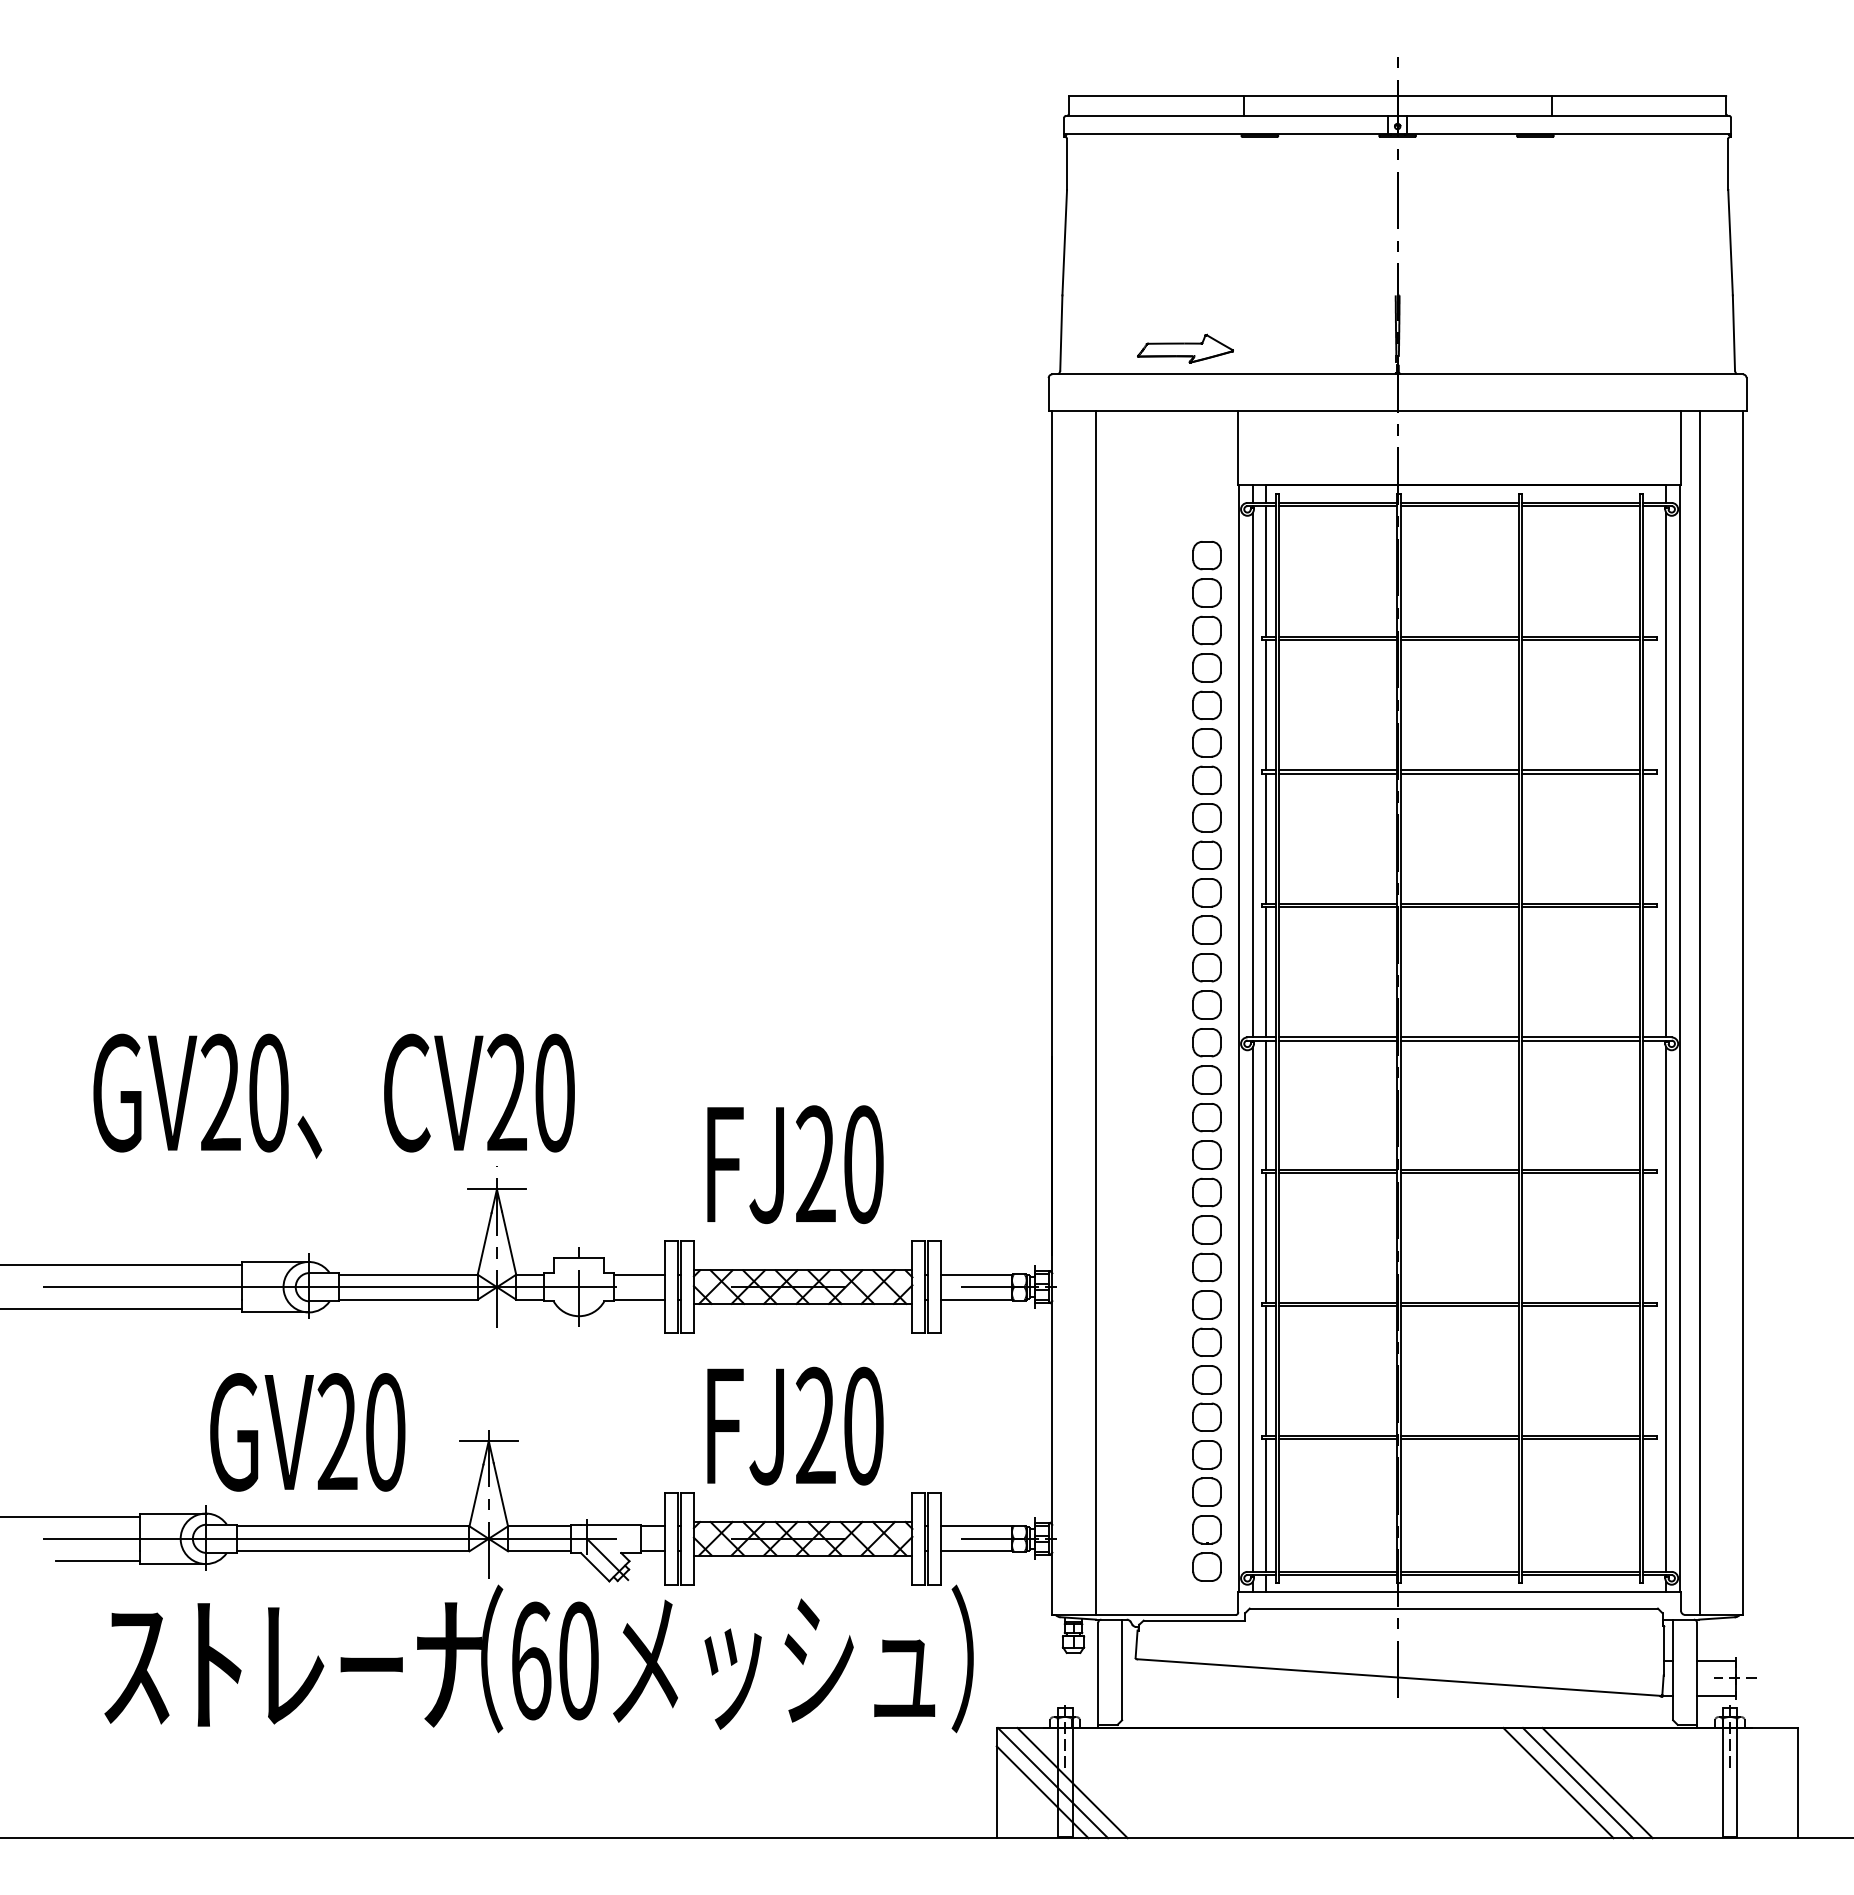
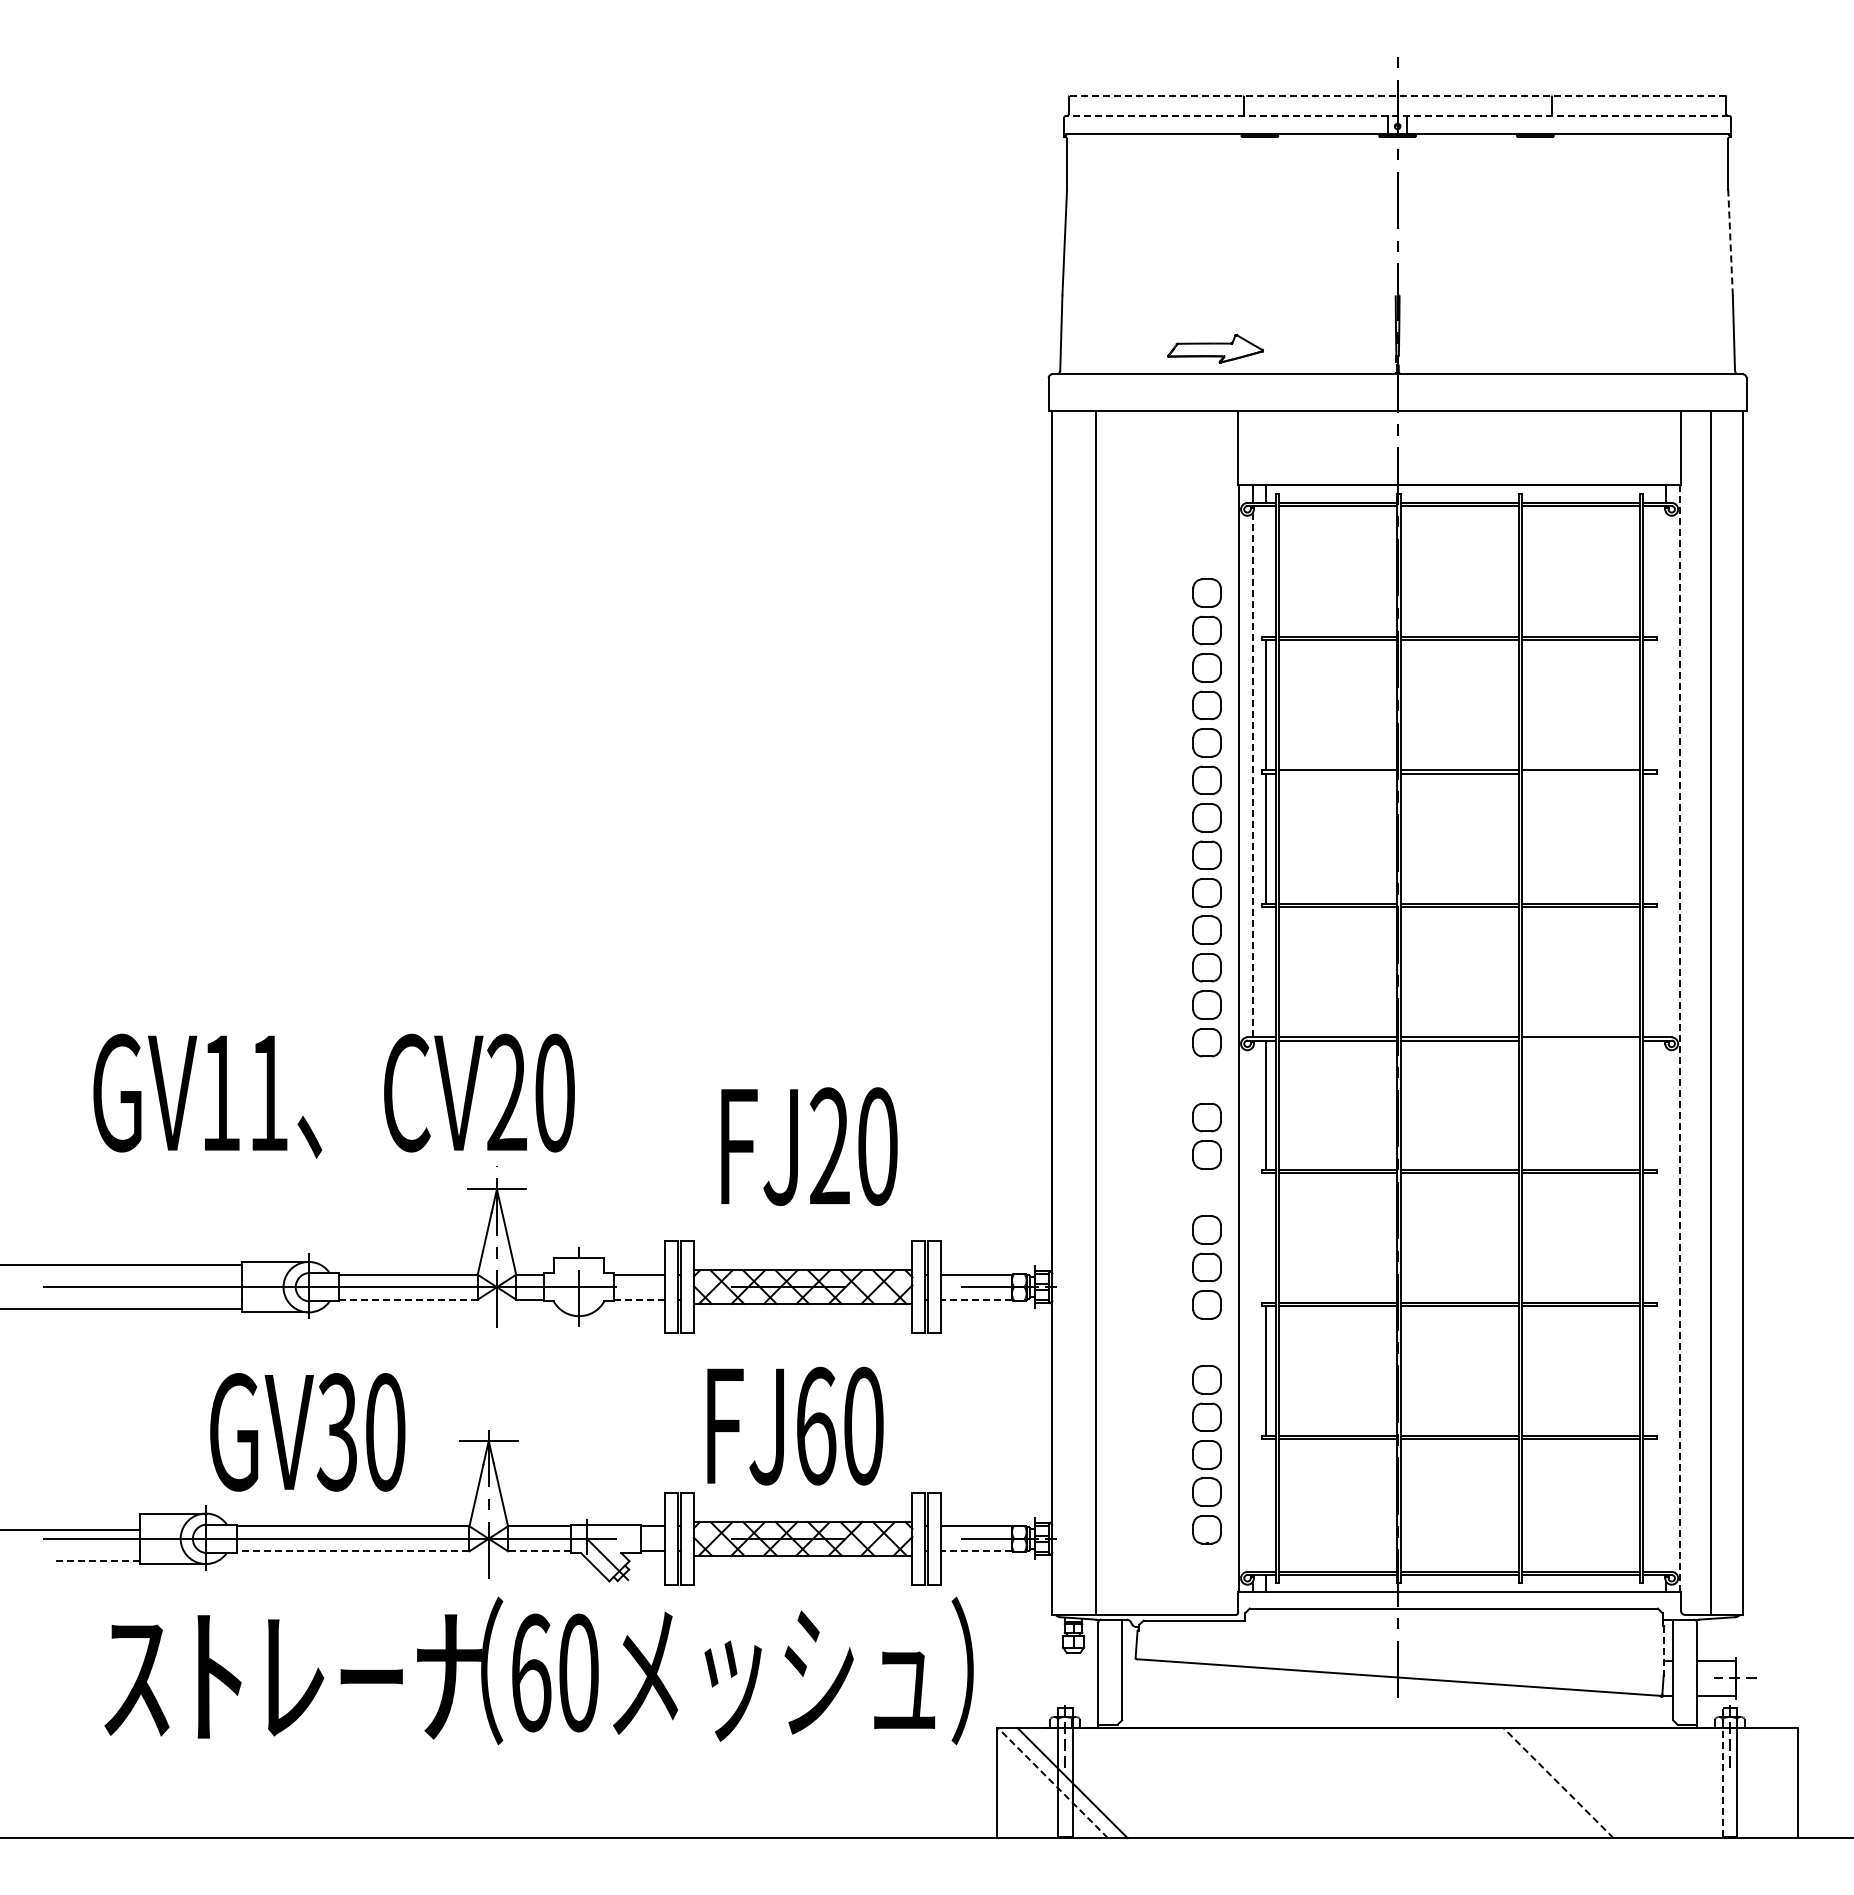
line: solid -> dashed (1397, 96)
line: solid -> dashed (1397, 115)
line: solid -> dashed (1730, 242)
part position: (1185, 348) -> (1215, 348) (1215, 348)
part: present -> none (1206, 555)
line: present -> none (1265, 571)
line: present -> none (1338, 773)
line: present -> none (1580, 773)
line: solid -> dashed (1252, 774)
line: present -> none (1666, 774)
line: present -> none (1265, 971)
line position: (1699, 1013) -> (1710, 1013) (1710, 1013)
line: solid -> dashed (1679, 1038)
line: present -> none (1580, 1040)
part: present -> none (1206, 1079)
text: GV20 -> GV11 (244, 1092)
text position: (795, 1164) -> (809, 1146) (809, 1146)
part: present -> none (1206, 1192)
line: present -> none (1265, 1238)
line: solid -> dashed (408, 1299)
line: solid -> dashed (639, 1299)
line: solid -> dashed (976, 1299)
line: present -> none (1252, 1309)
line: present -> none (1666, 1309)
part: present -> none (1206, 1341)
text: FJ20 -> FJ60 (816, 1425)
text: GV20 -> GV30 (336, 1432)
line: present -> none (1265, 1505)
line position: (70, 1516) -> (70, 1529) (70, 1529)
line: solid -> dashed (352, 1551)
line: solid -> dashed (538, 1551)
line: solid -> dashed (976, 1551)
line: solid -> dashed (98, 1560)
part: present -> none (1206, 1566)
line: solid -> dashed (1663, 1650)
text position: (538, 1658) -> (538, 1670) (538, 1670)
line: solid -> dashed (1722, 1772)
line: present -> none (1577, 1782)
line: present -> none (1597, 1782)
line: solid -> dashed (1053, 1783)
line: solid -> dashed (1558, 1783)
line: present -> none (1042, 1792)
